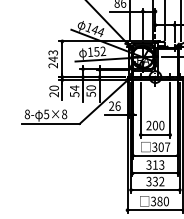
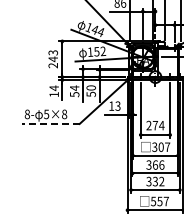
text: 20 -> 14 (53, 91)
text: 26 -> 13 (114, 105)
line: solid -> dashed (50, 123)
text: 200 -> 274 (158, 125)
text: 313 -> 366 (158, 164)
text: 380 -> 557 (159, 201)
